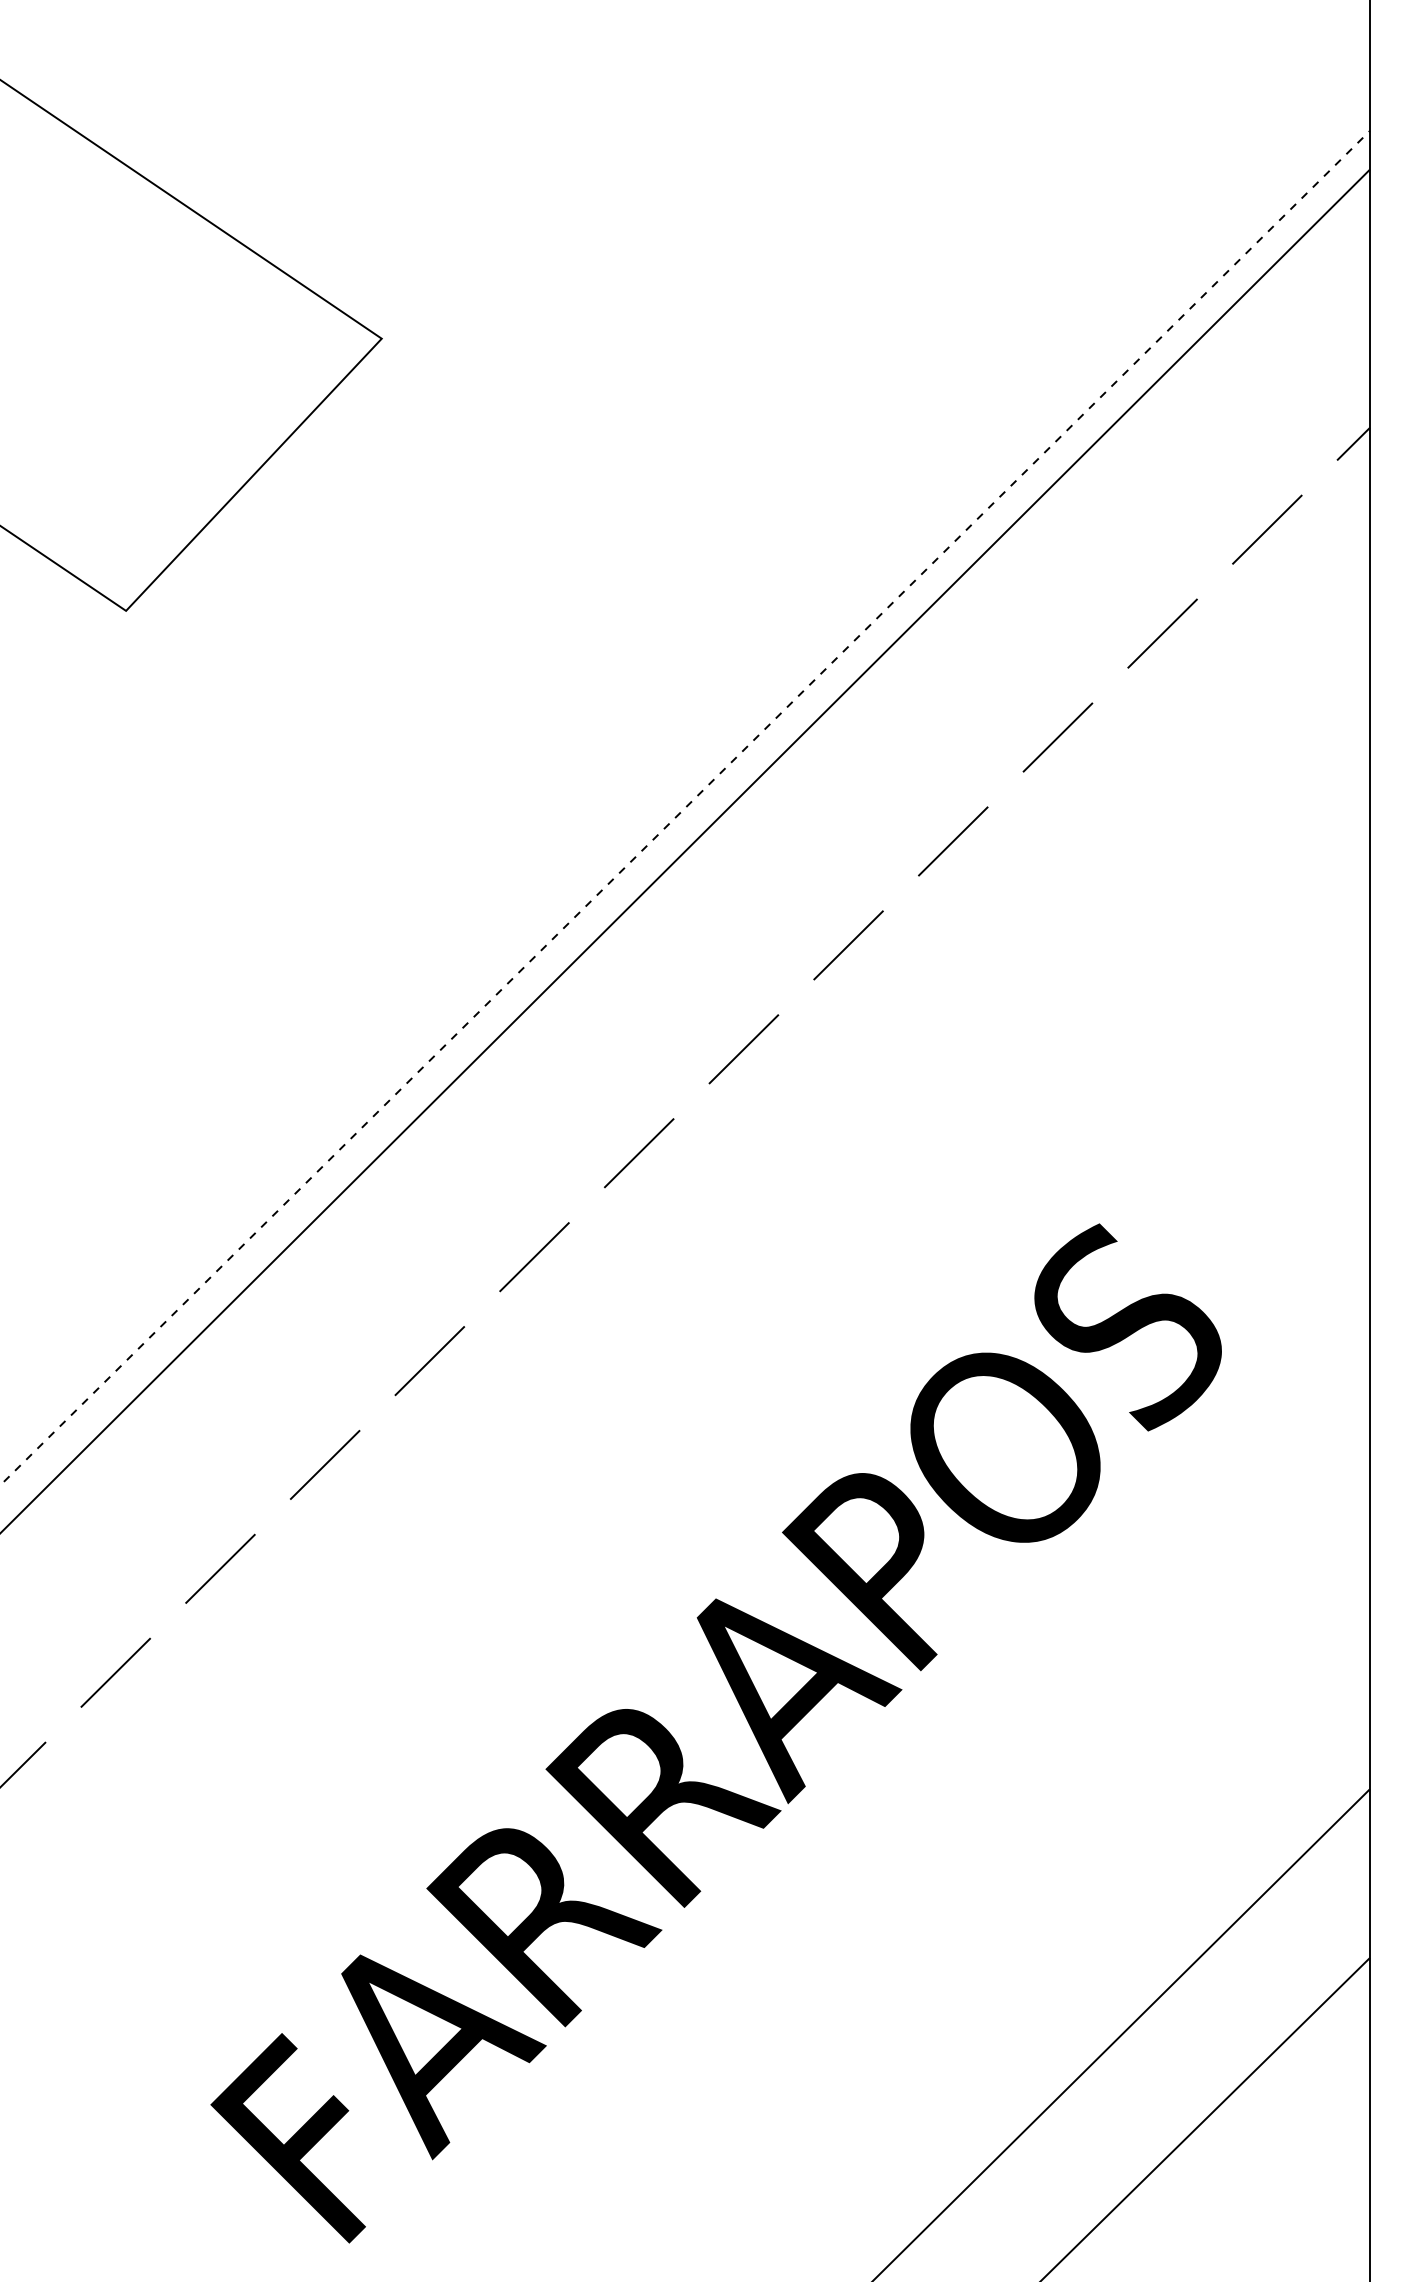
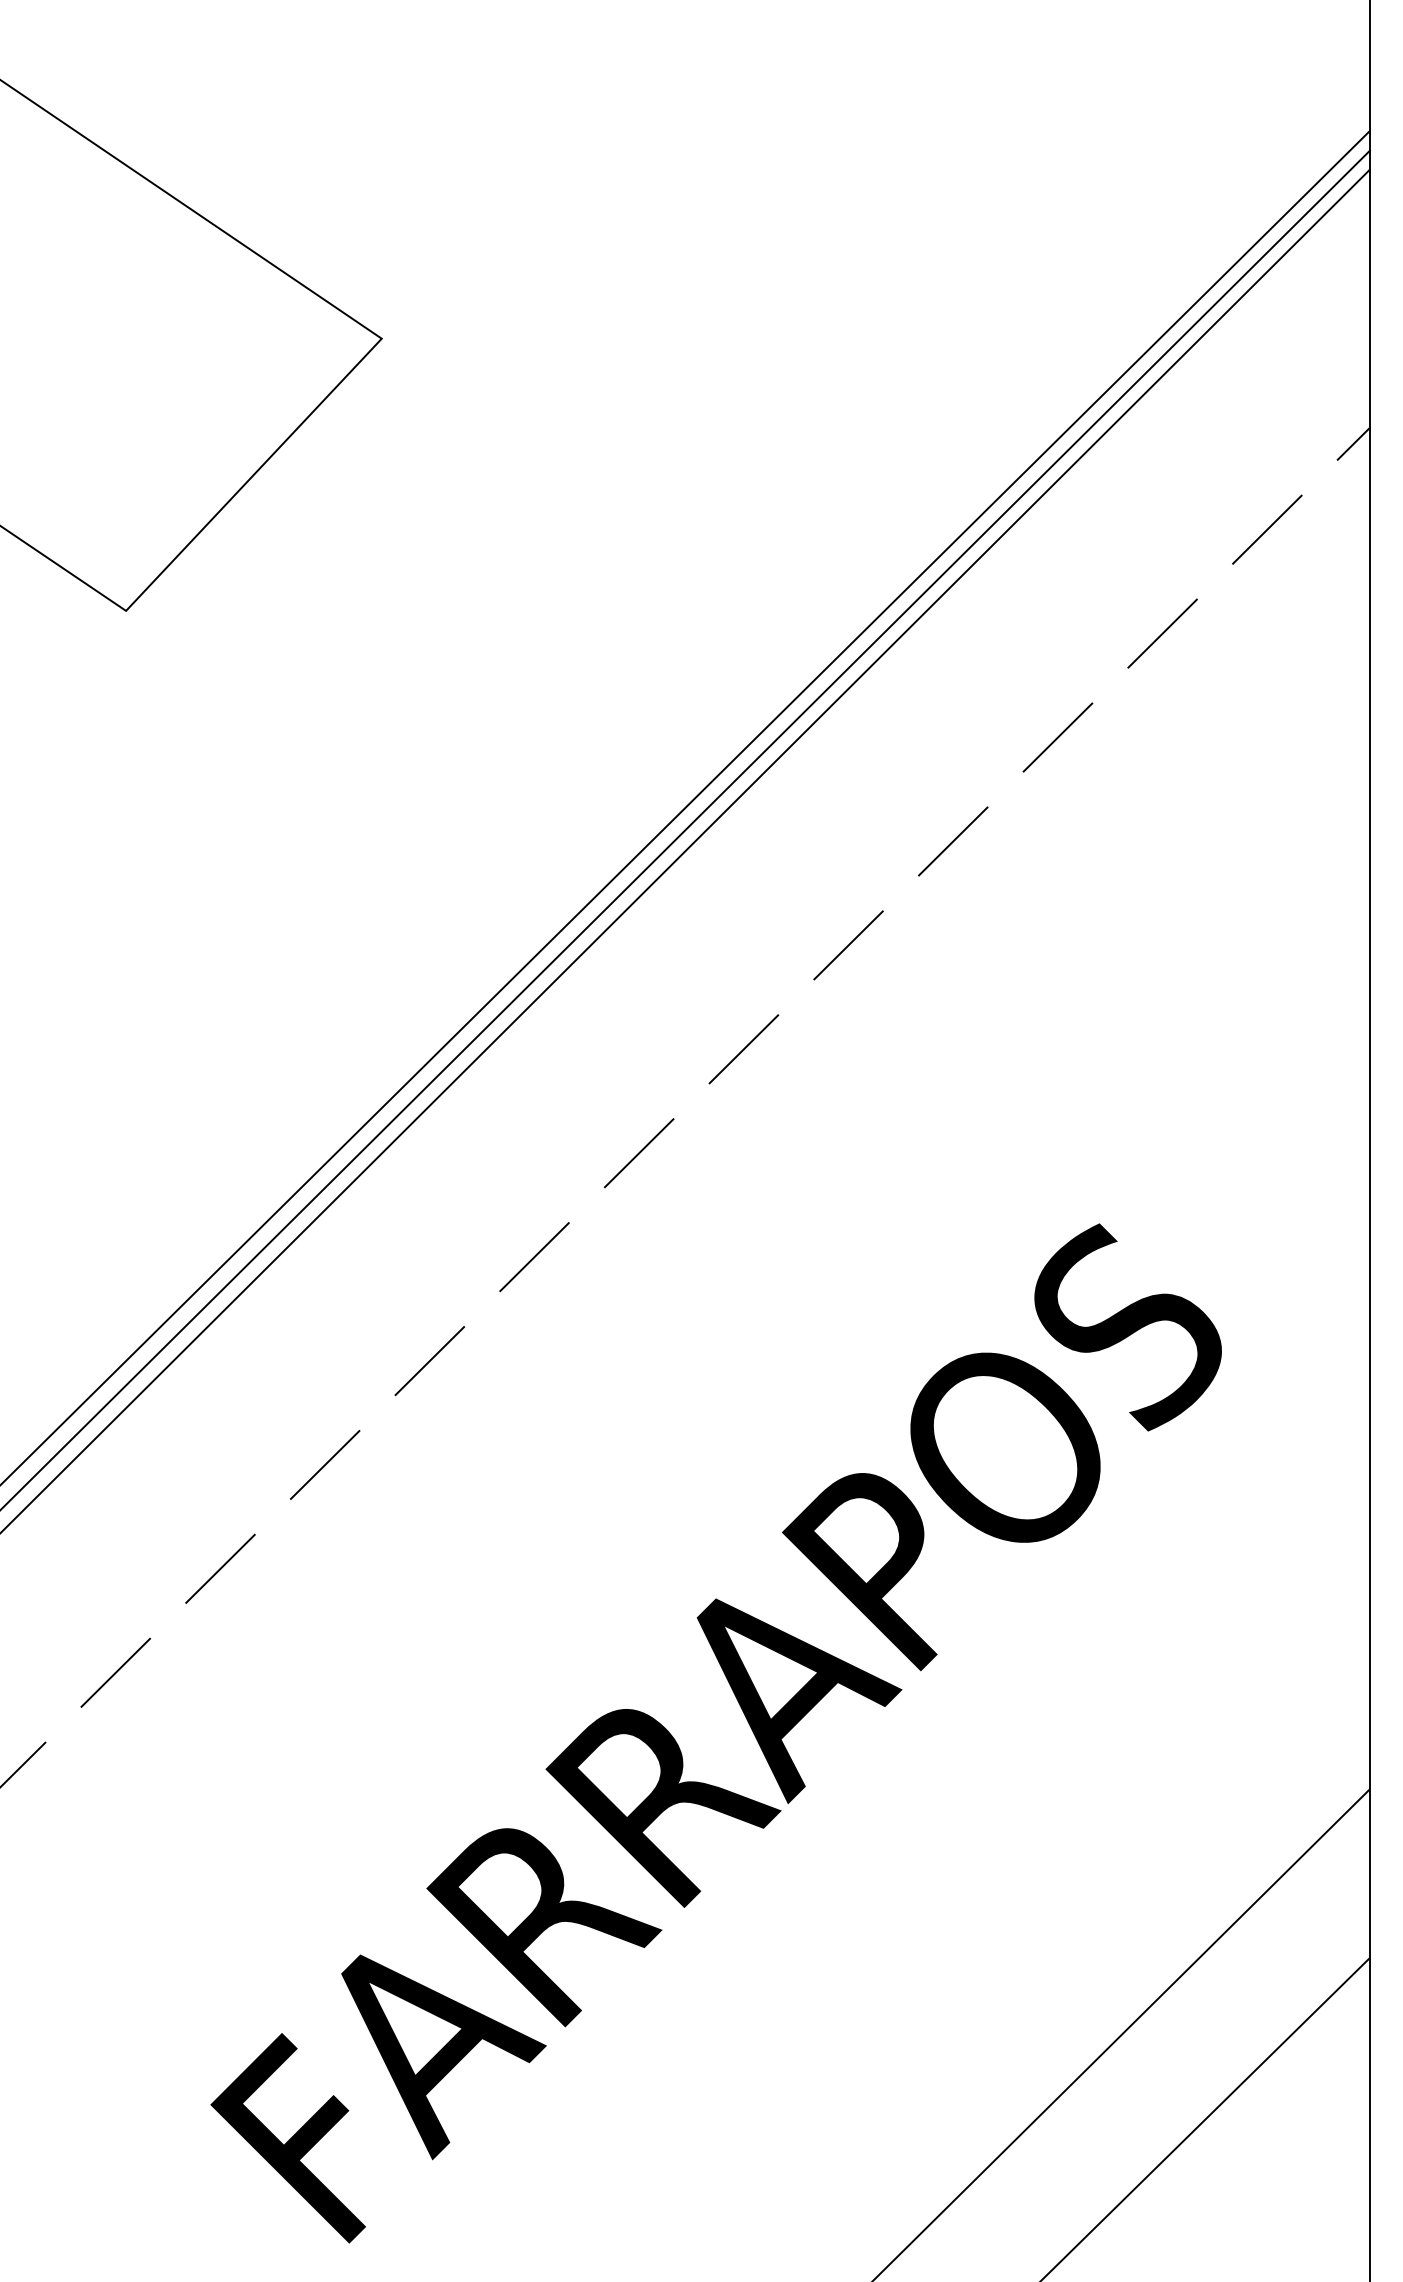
line: dashed -> solid (685, 808)
line: none -> present (685, 829)
